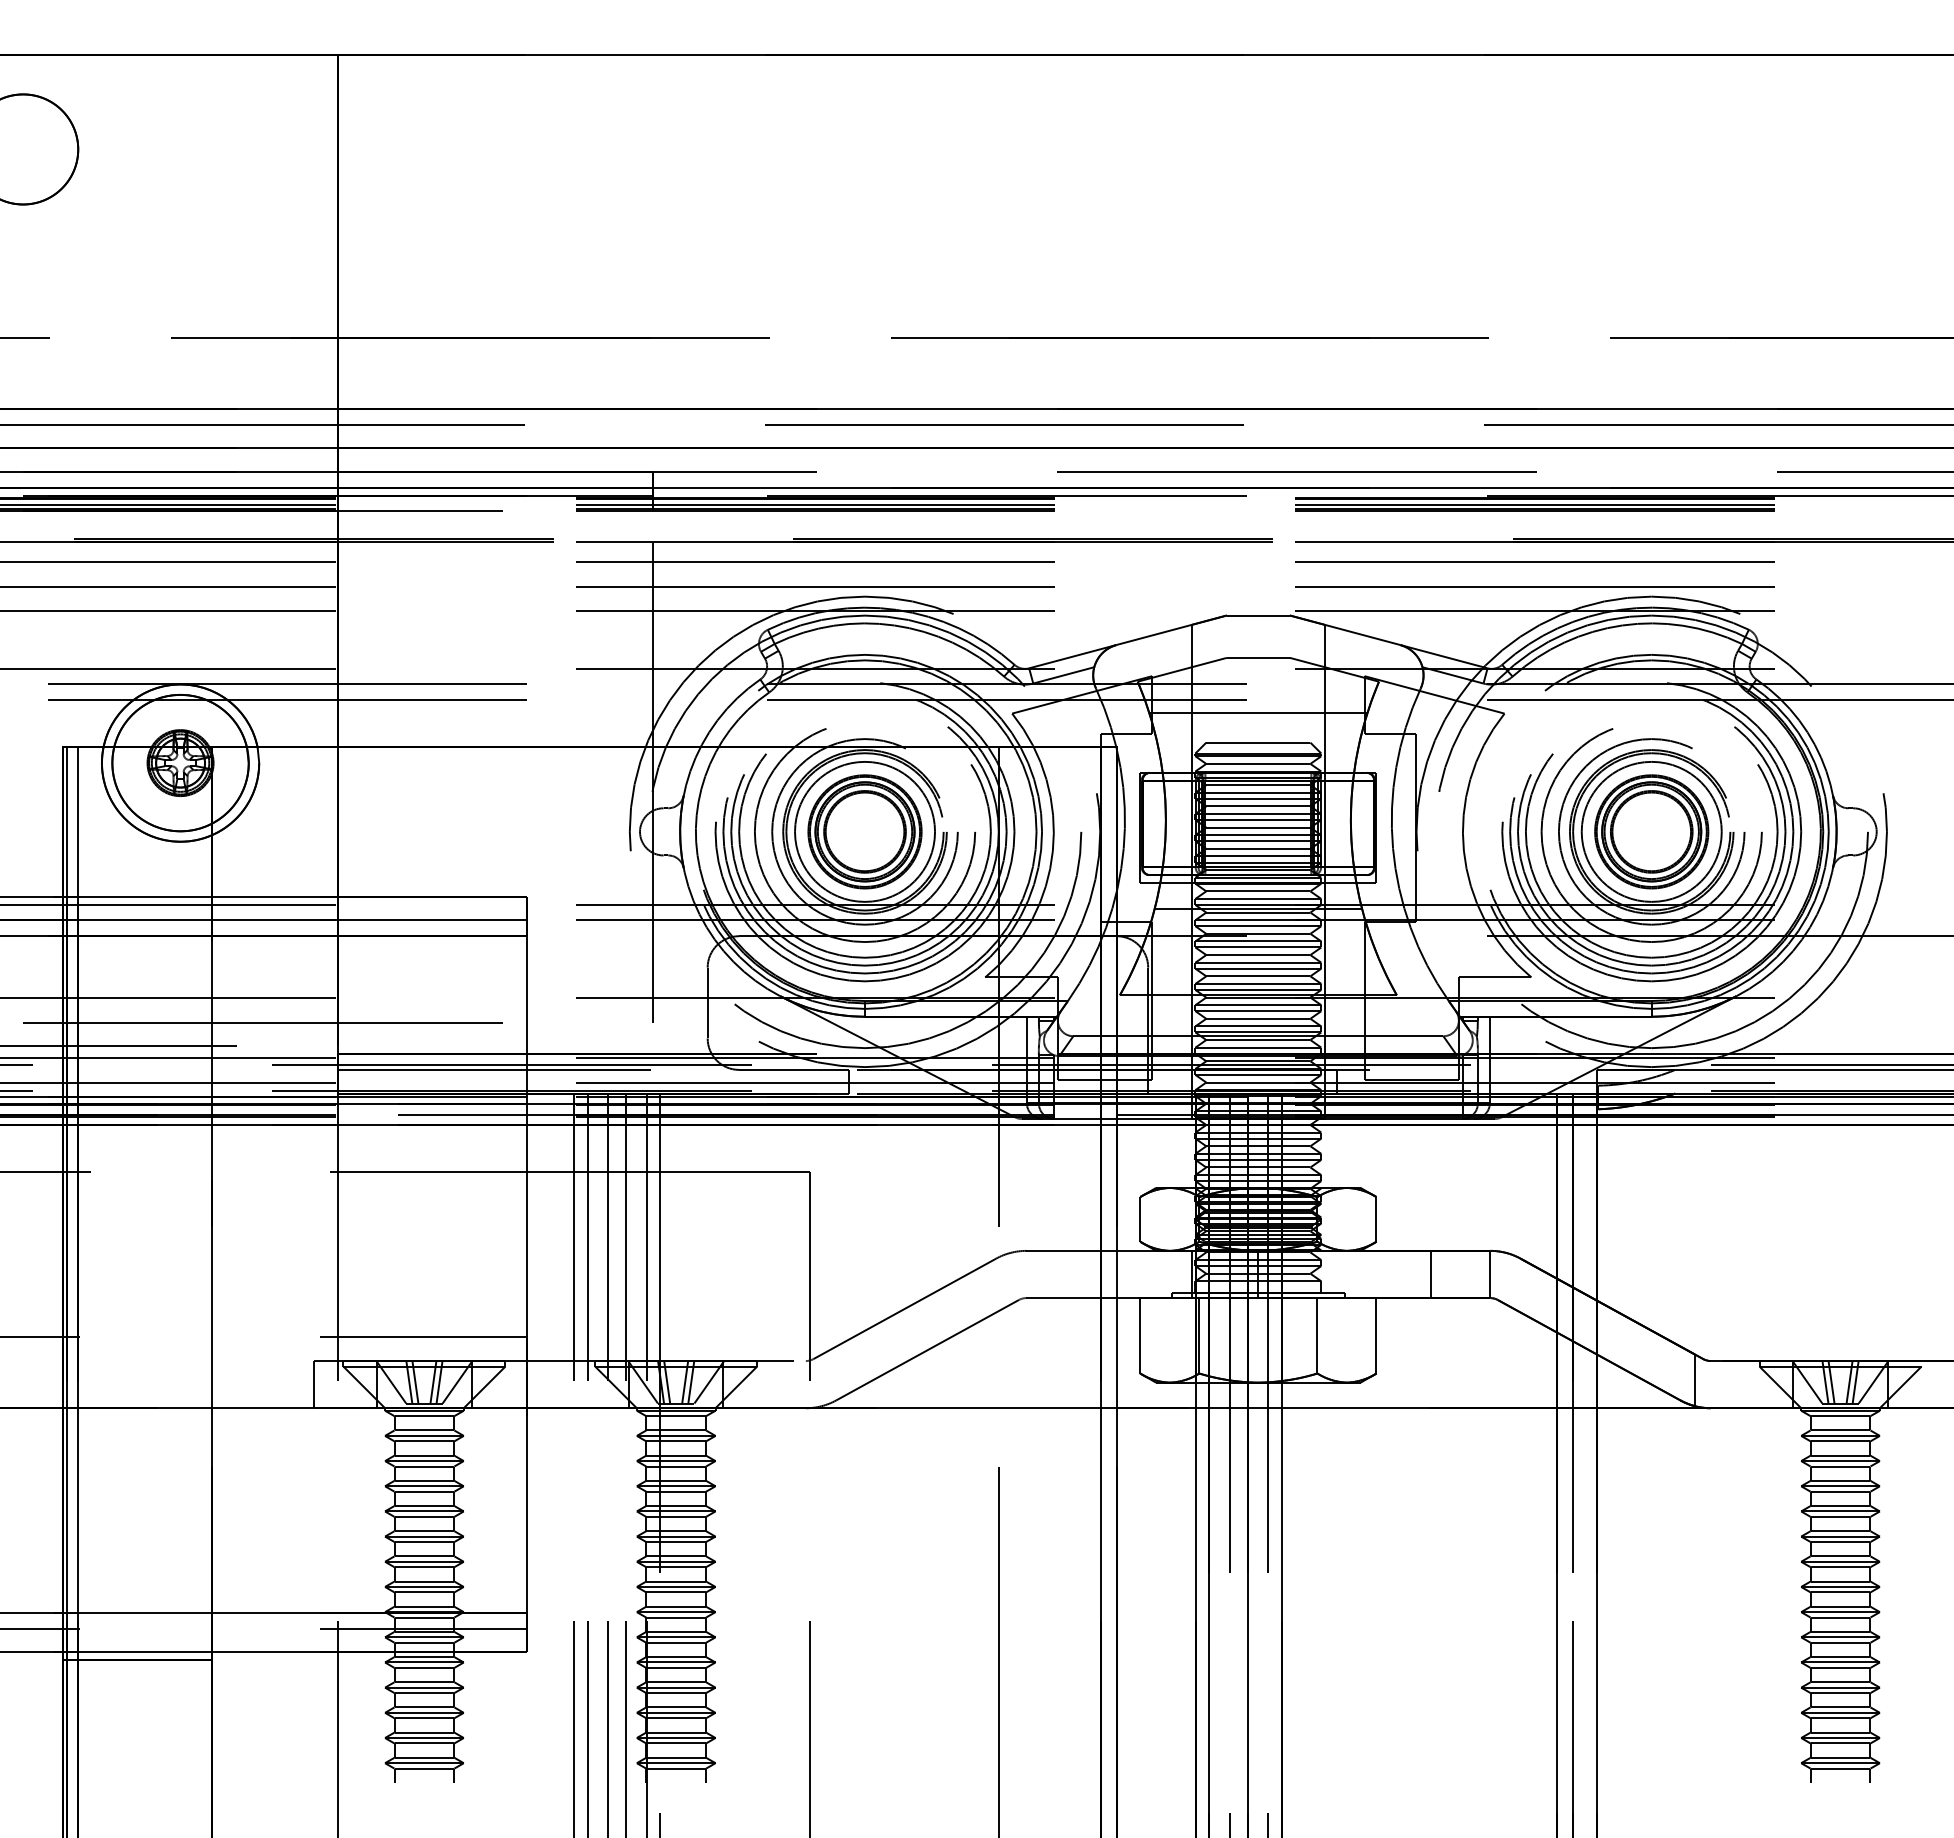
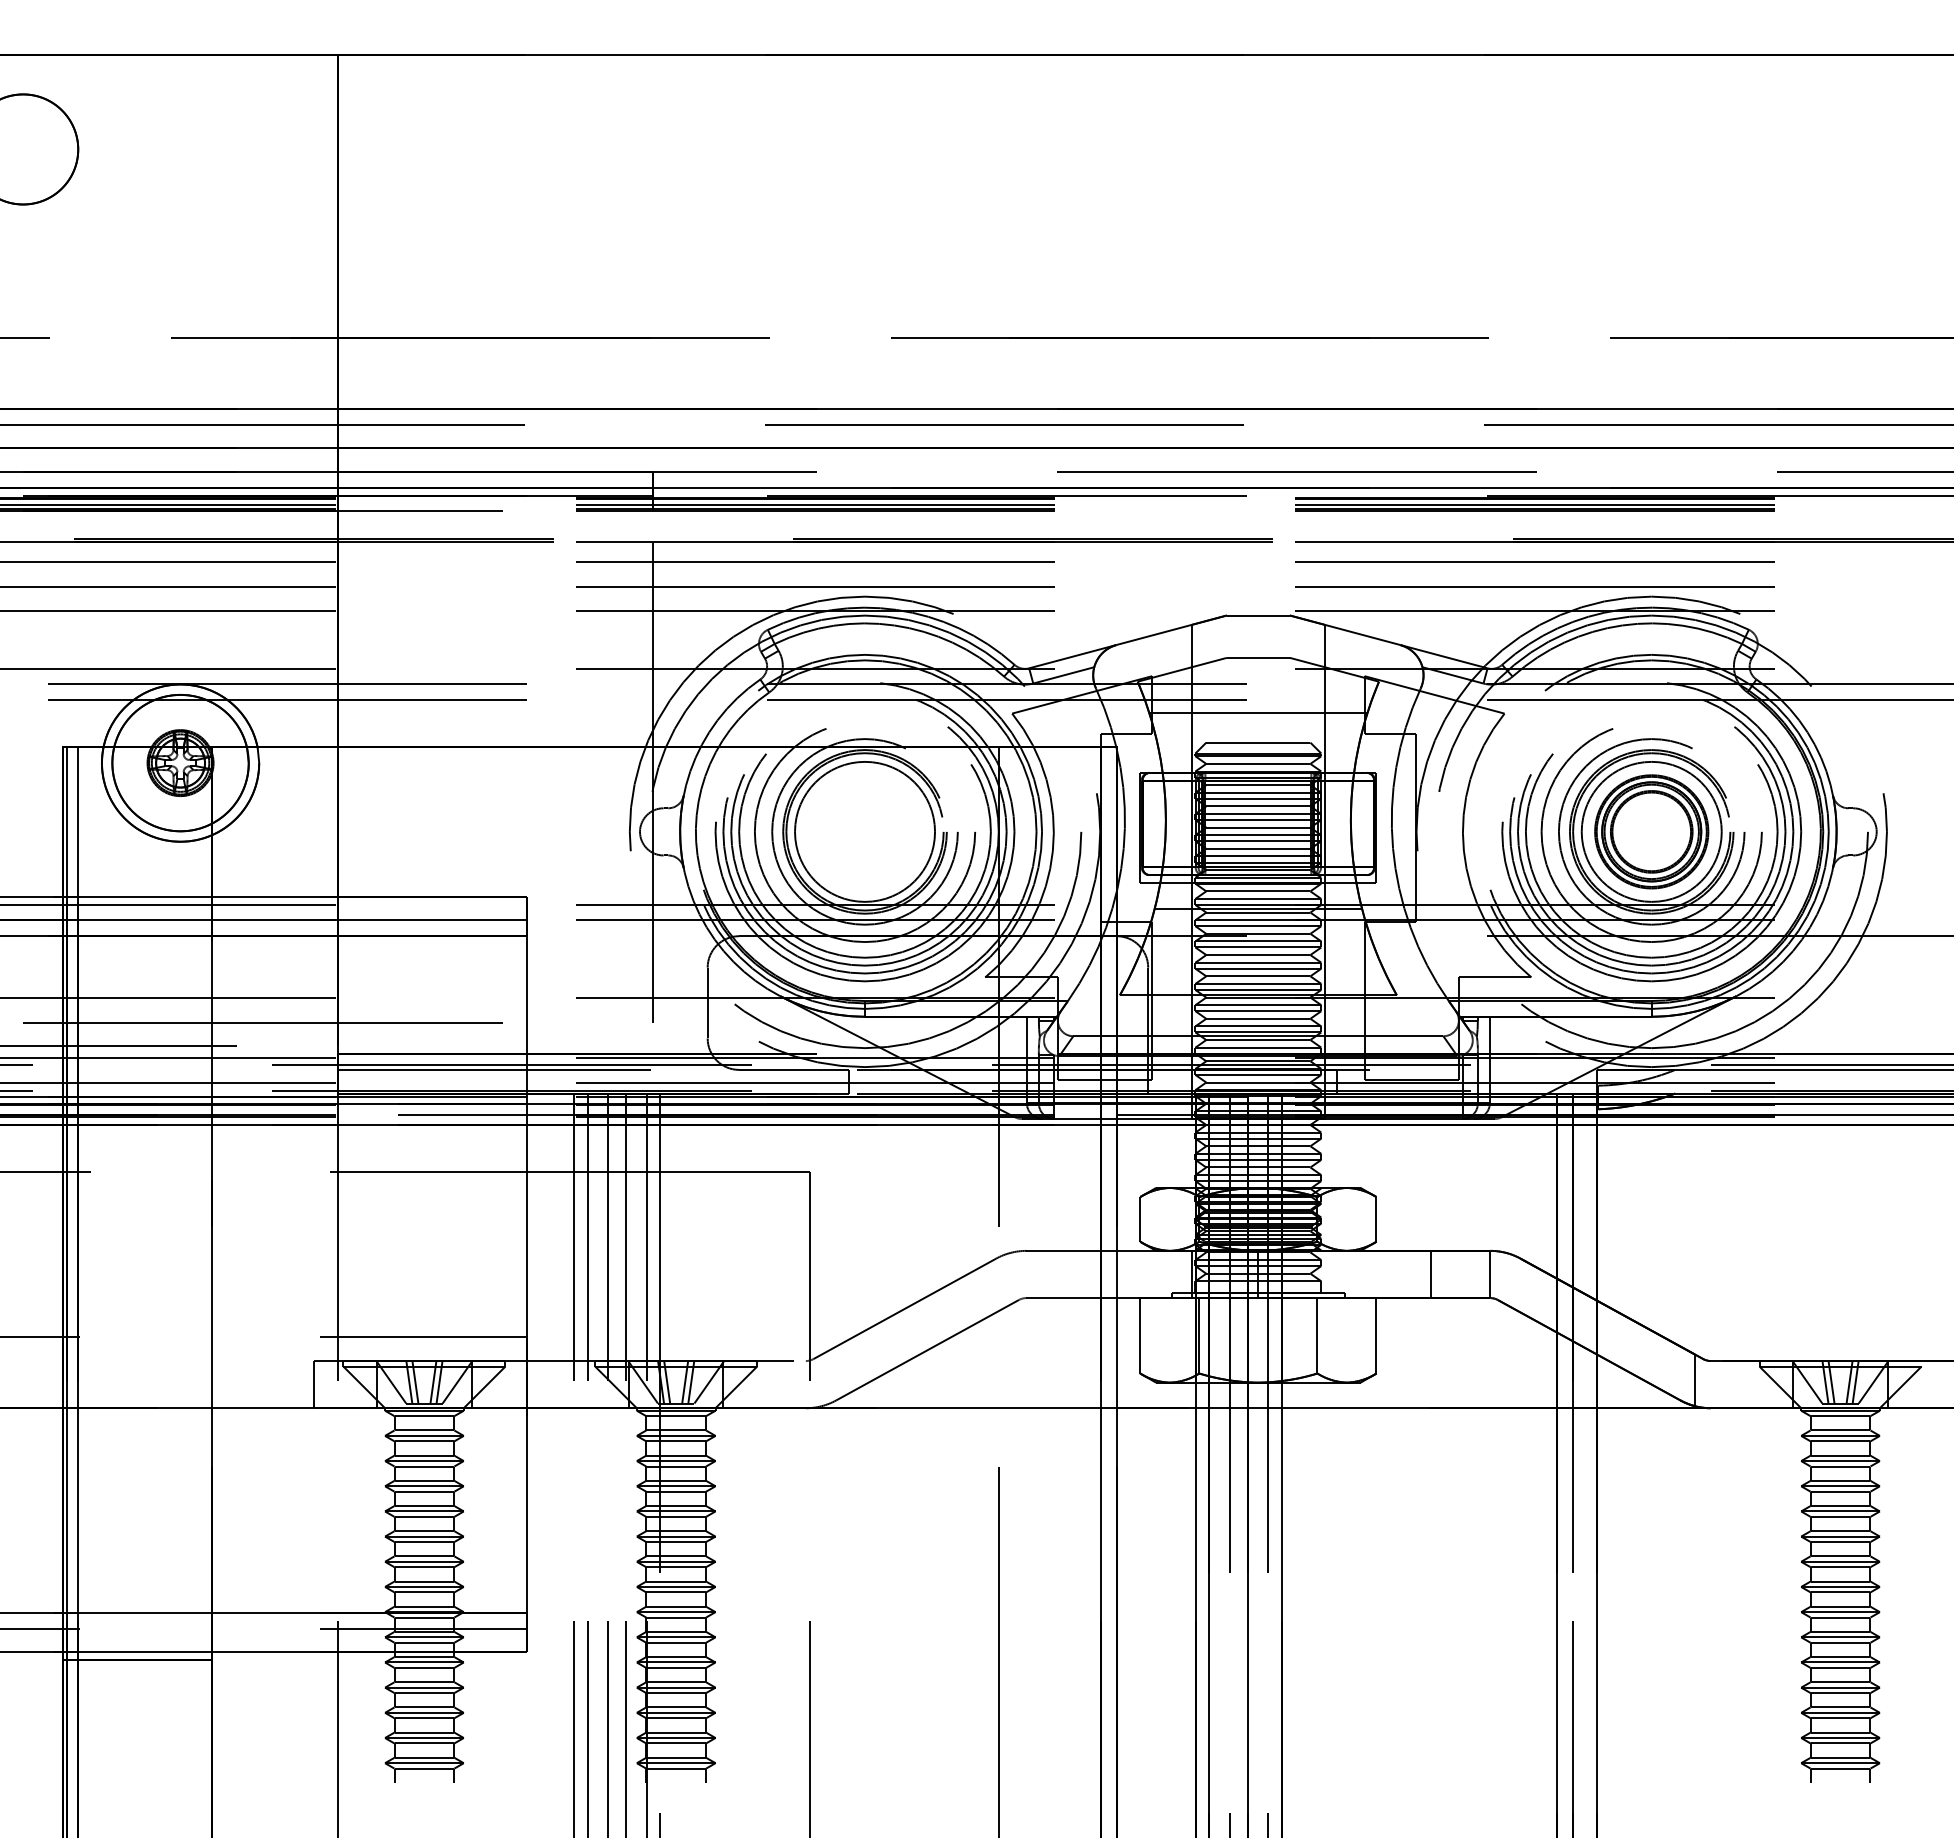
part: present -> none (864, 831)
